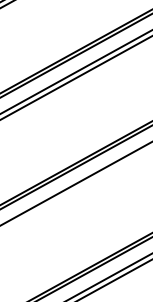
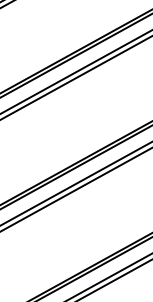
line: none -> present (75, 189)
